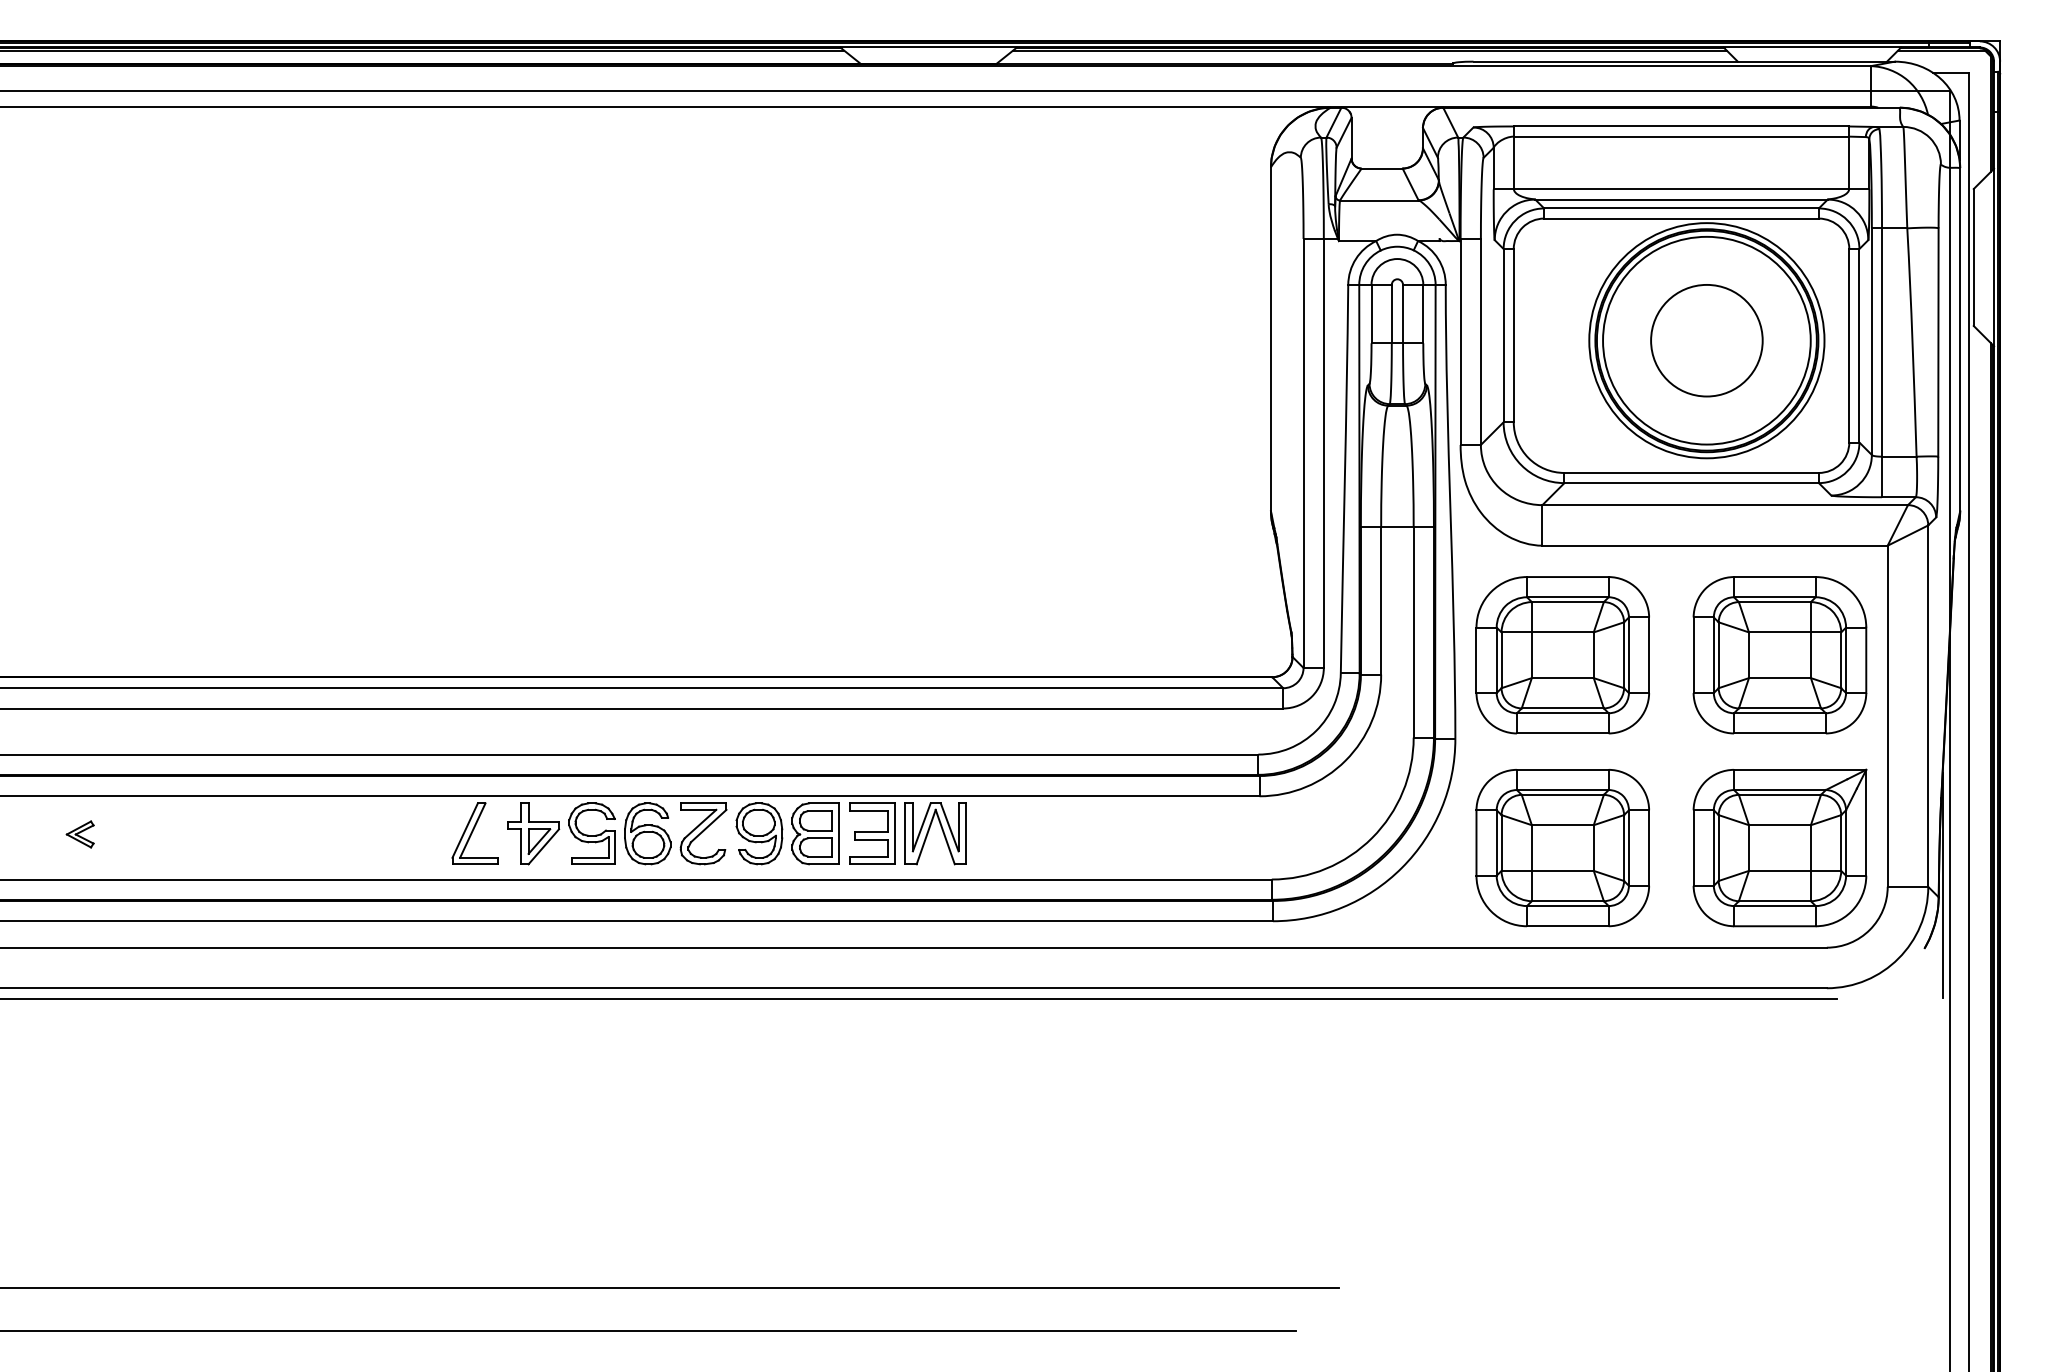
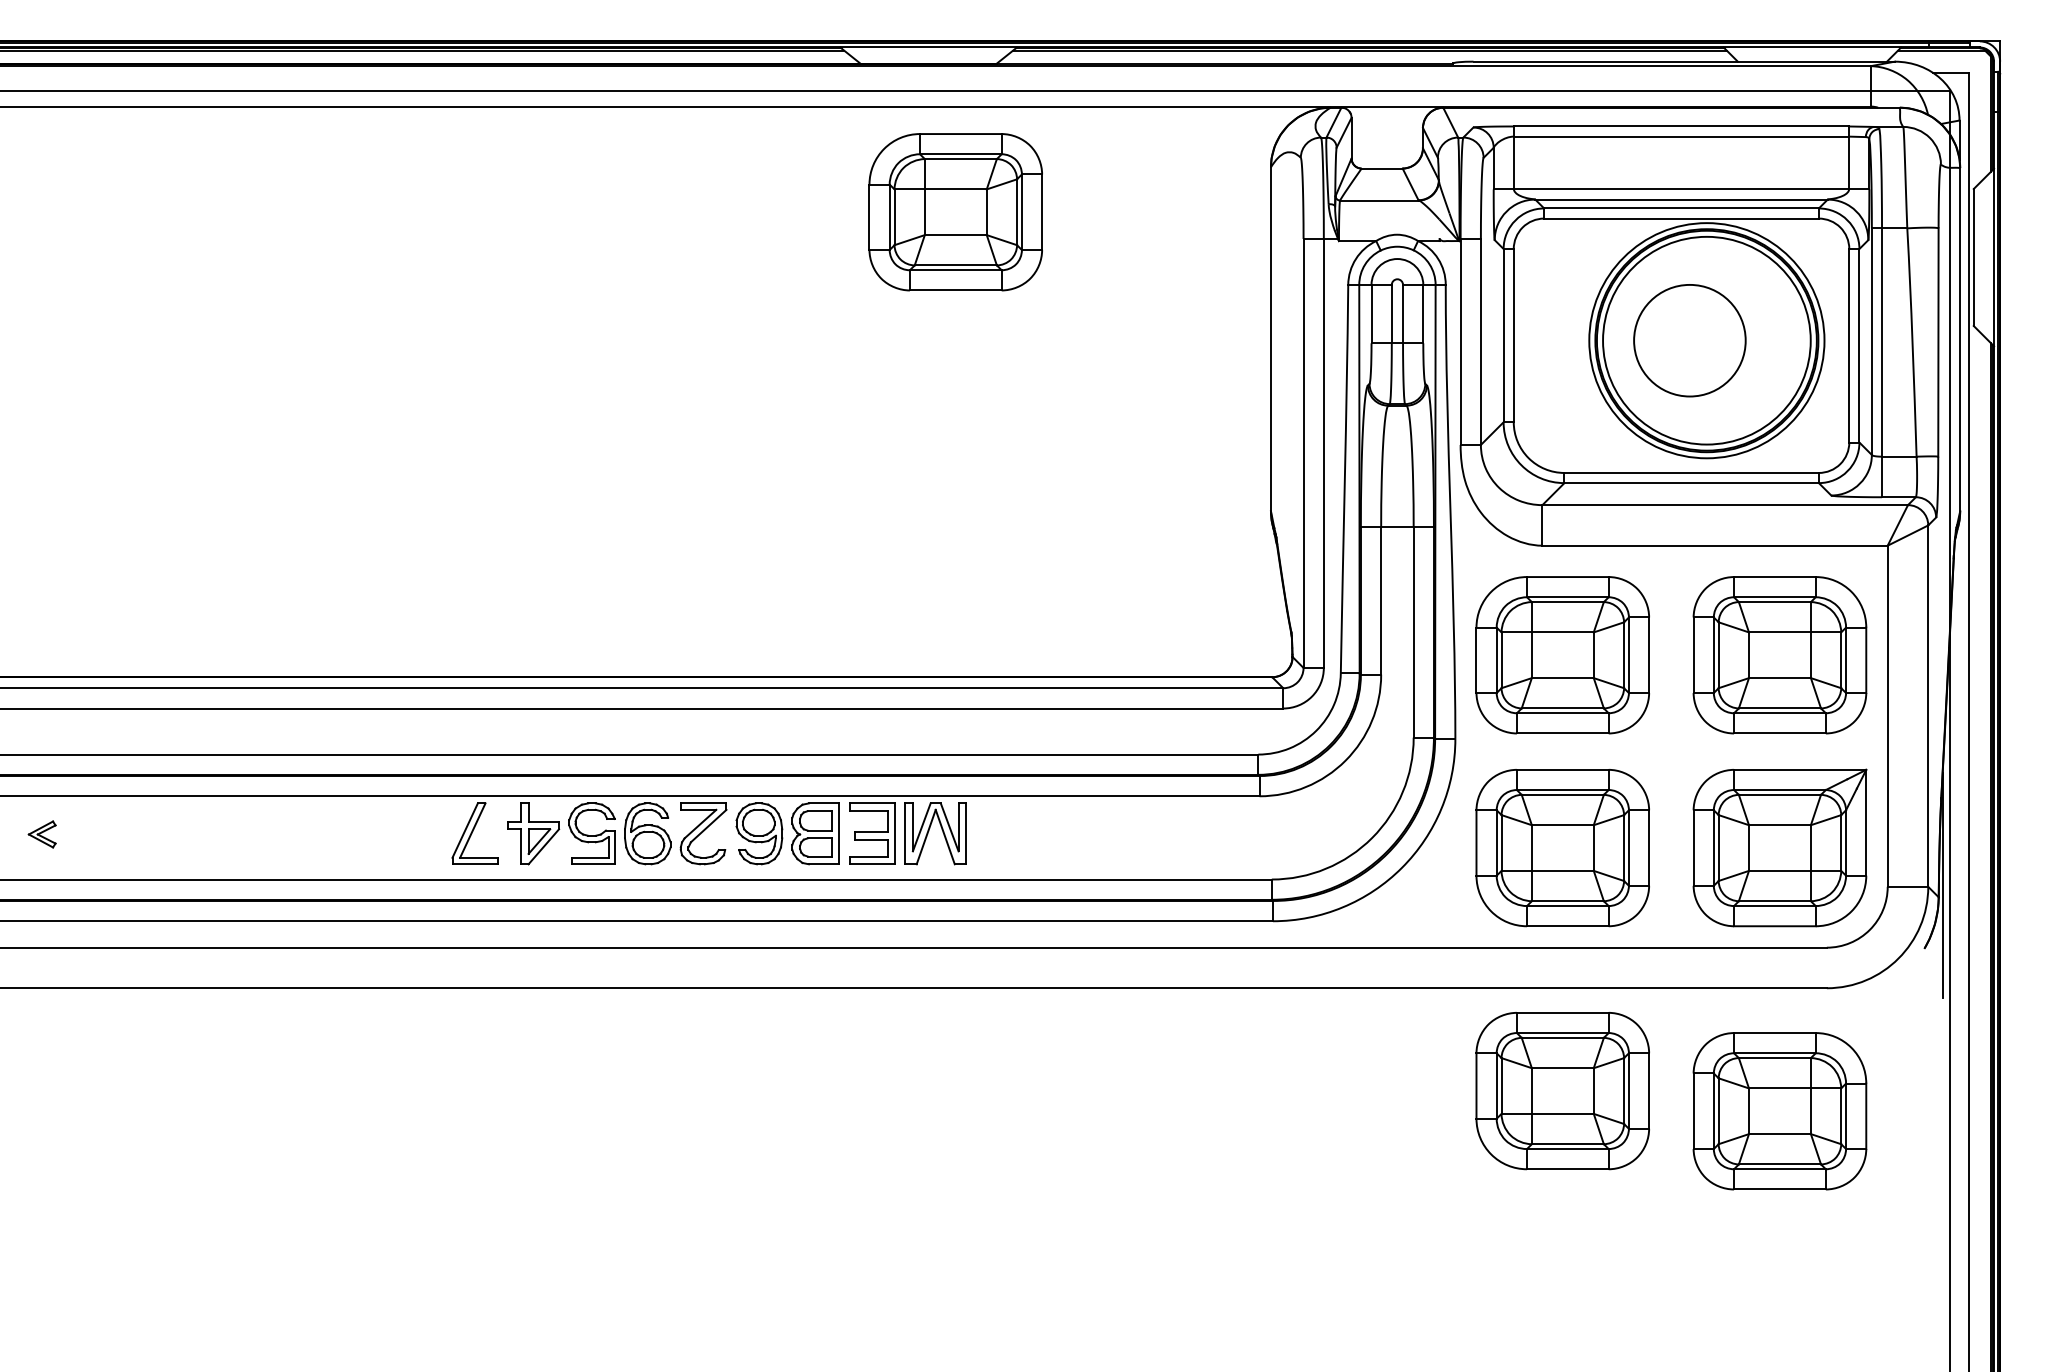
part: none -> present (955, 212)
circle position: (1706, 340) -> (1689, 340) (1689, 340)
part position: (79, 834) -> (41, 834) (41, 834)
line: present -> none (919, 998)
part: none -> present (1562, 1091)
part: none -> present (1779, 1111)
line: present -> none (670, 1287)
line: present -> none (649, 1330)
